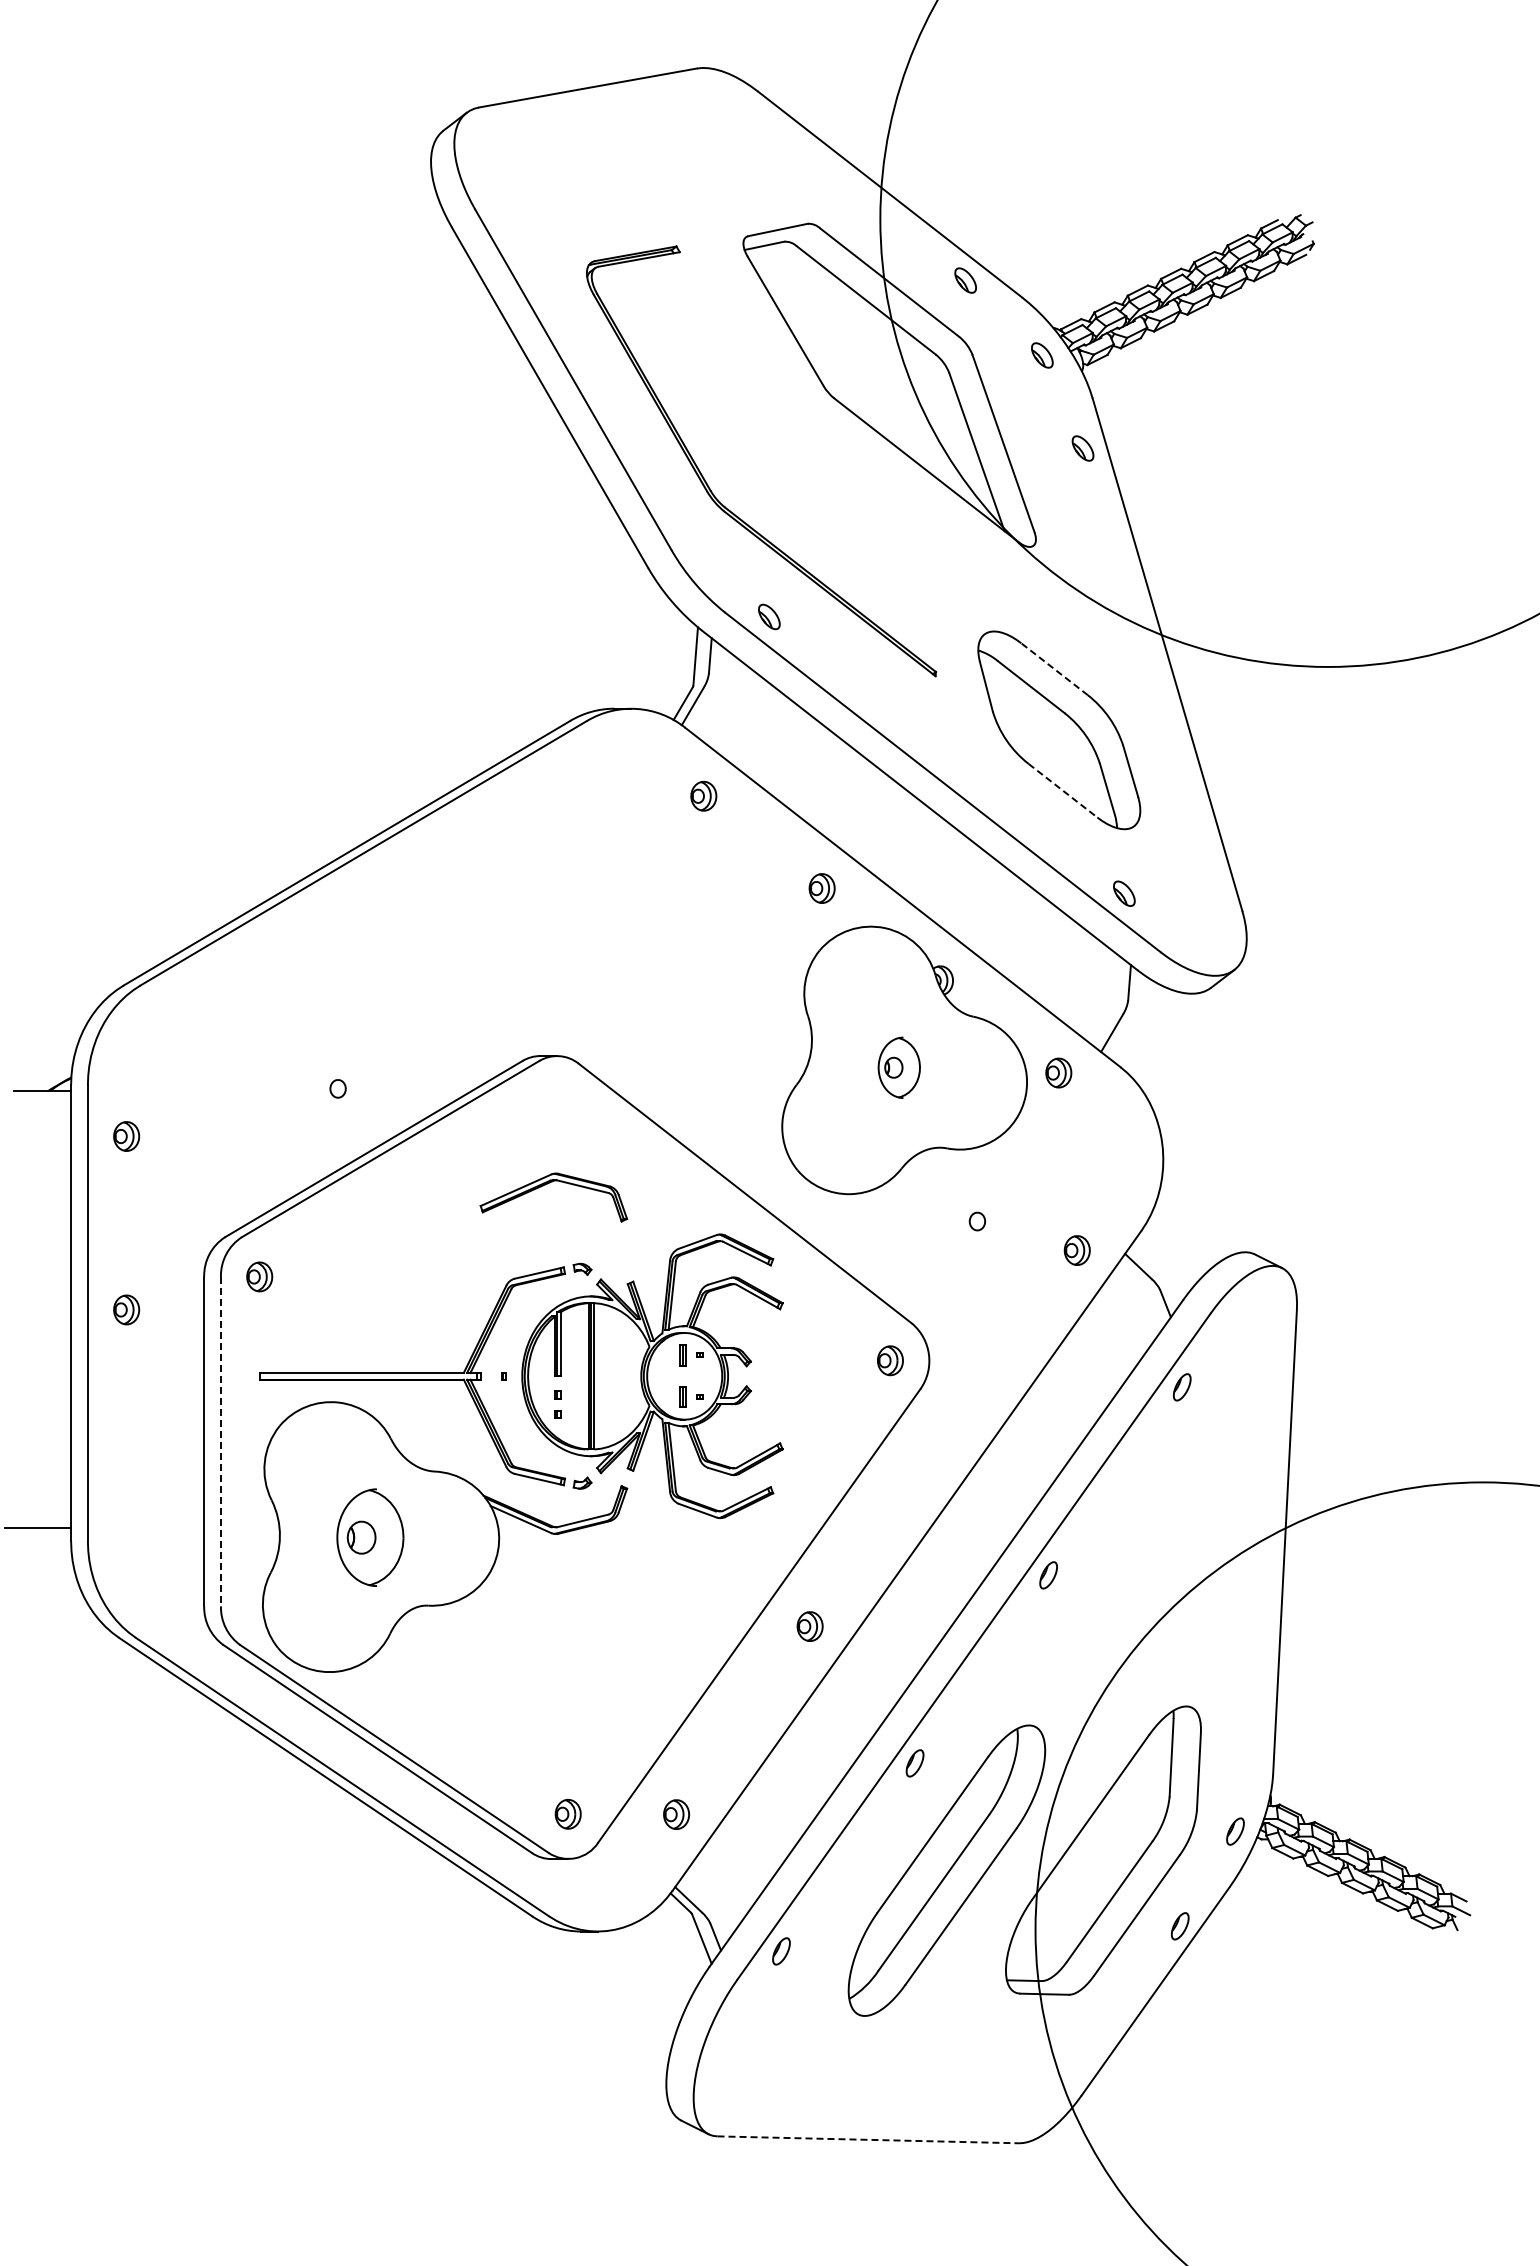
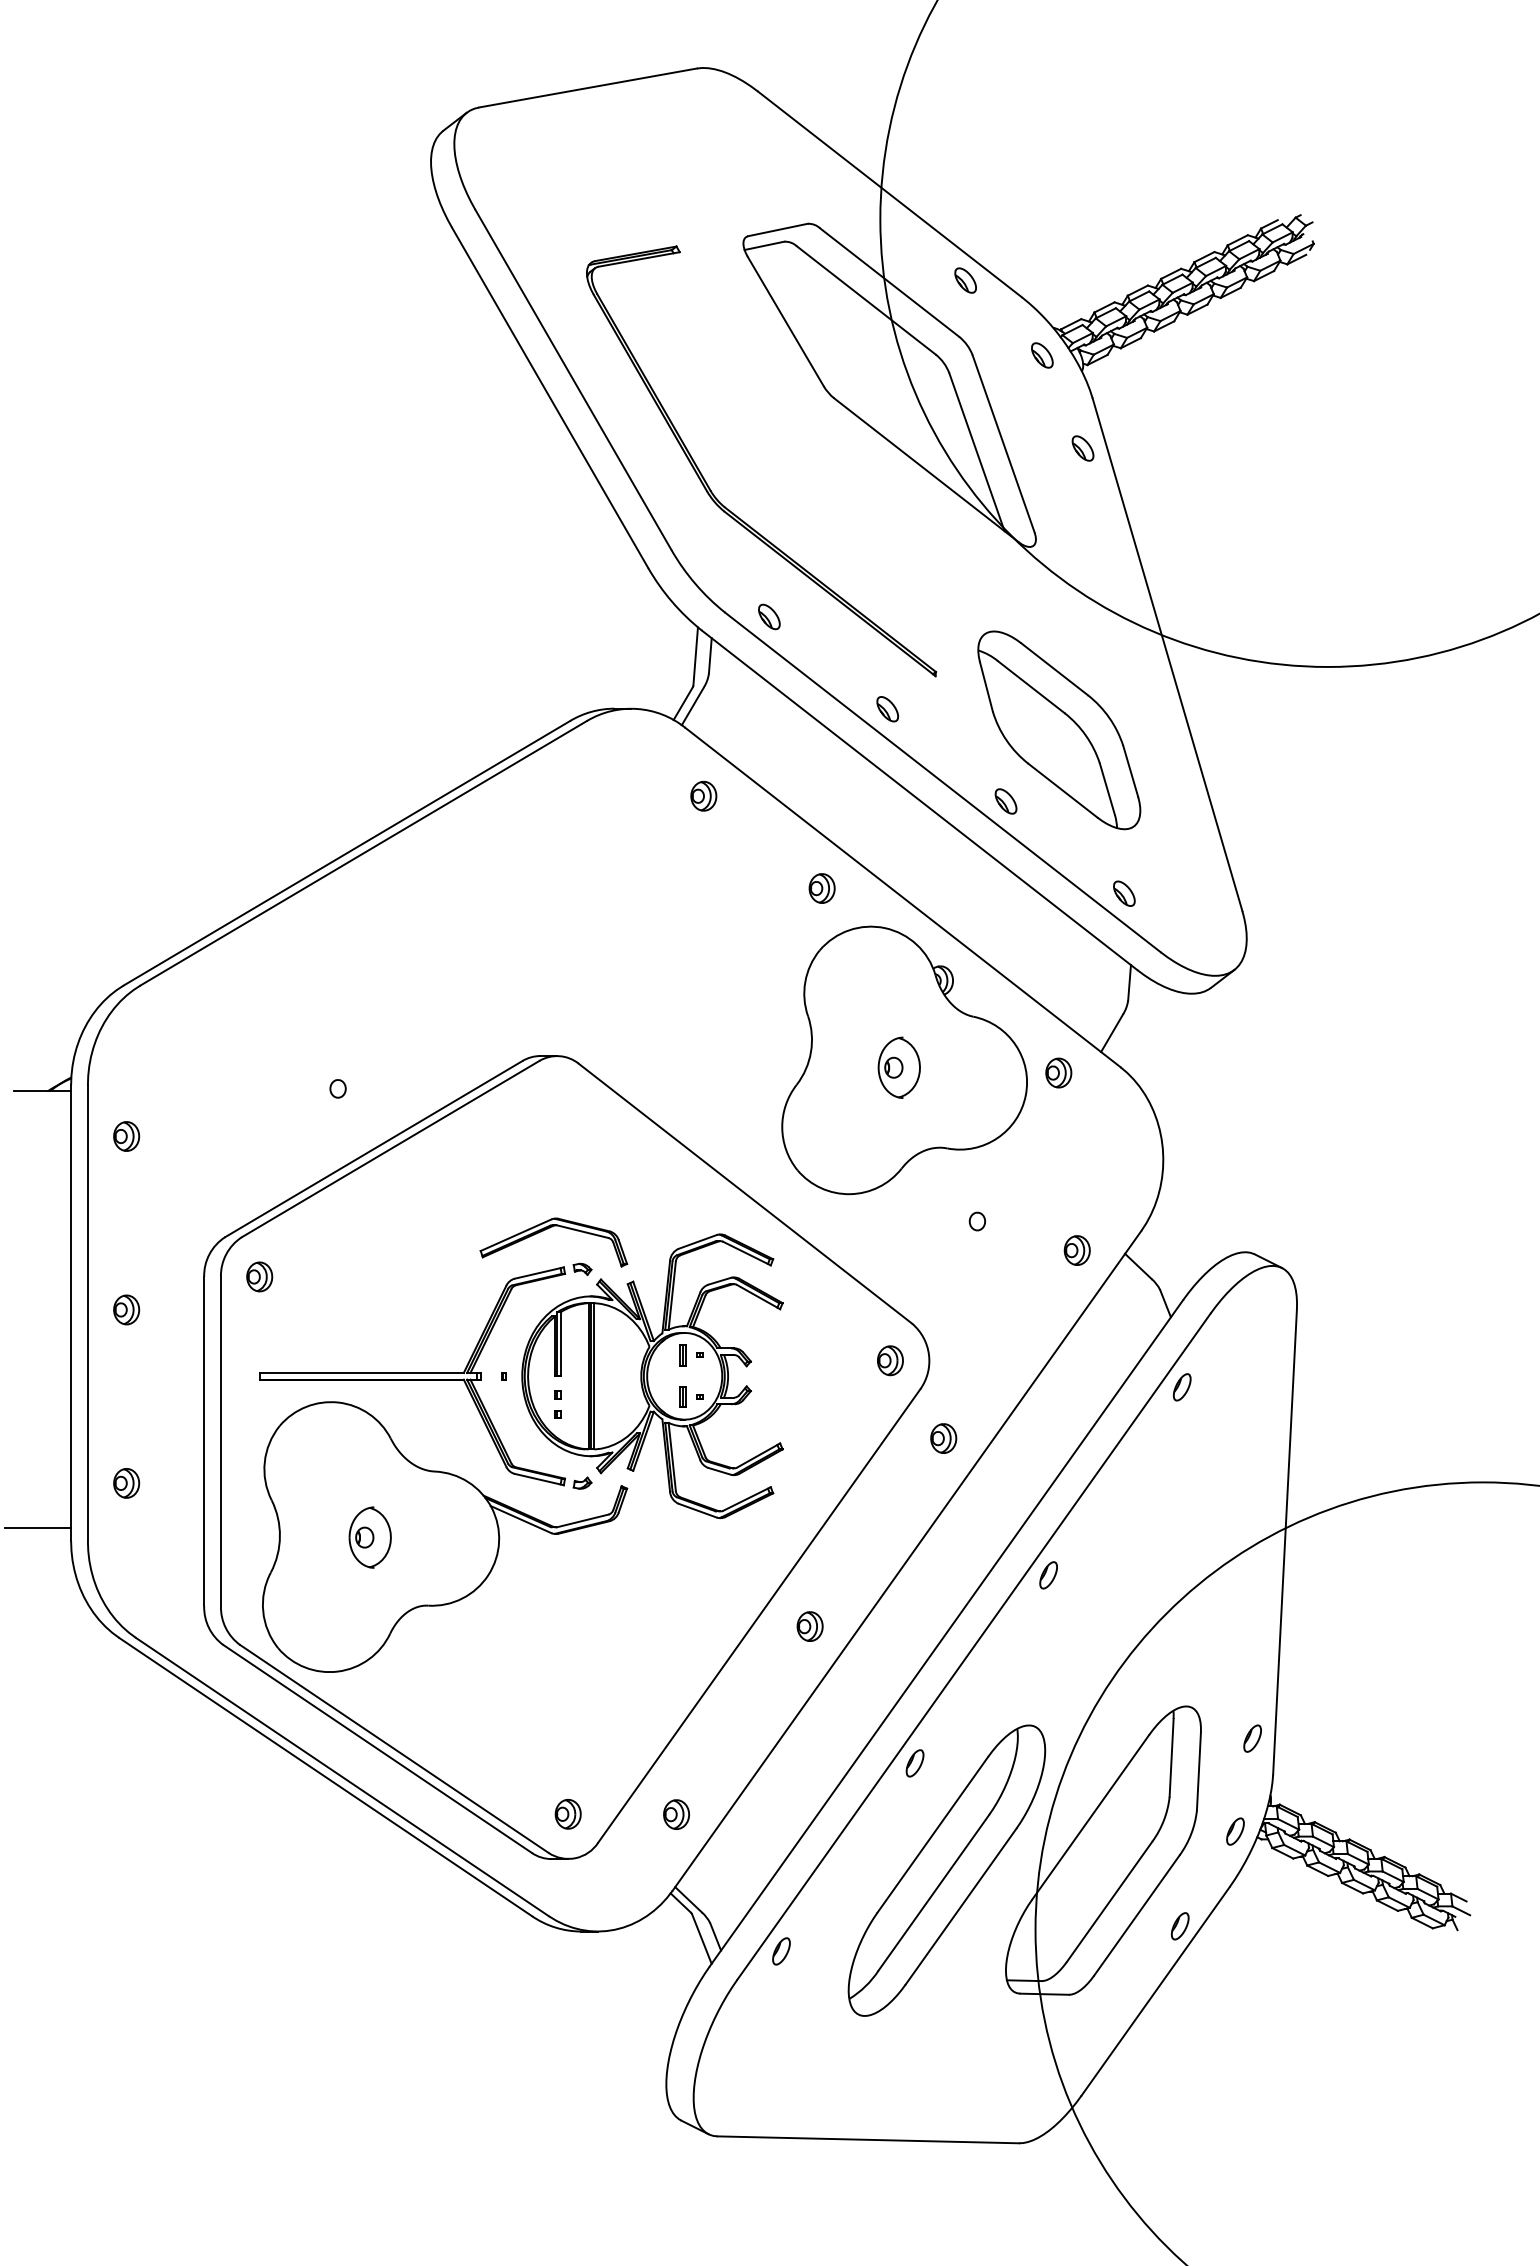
line: dashed -> solid (1054, 668)
part: none -> present (887, 709)
line: dashed -> solid (1062, 790)
part: none -> present (1005, 801)
part position: (550, 1183) -> (550, 1228) (550, 1228)
part: none -> present (943, 1438)
line: dashed -> solid (220, 1441)
part: none -> present (126, 1483)
part size: 69x99 px -> 44x63 px (369, 1537)
part: none -> present (1252, 1738)
line: dashed -> solid (868, 2139)
